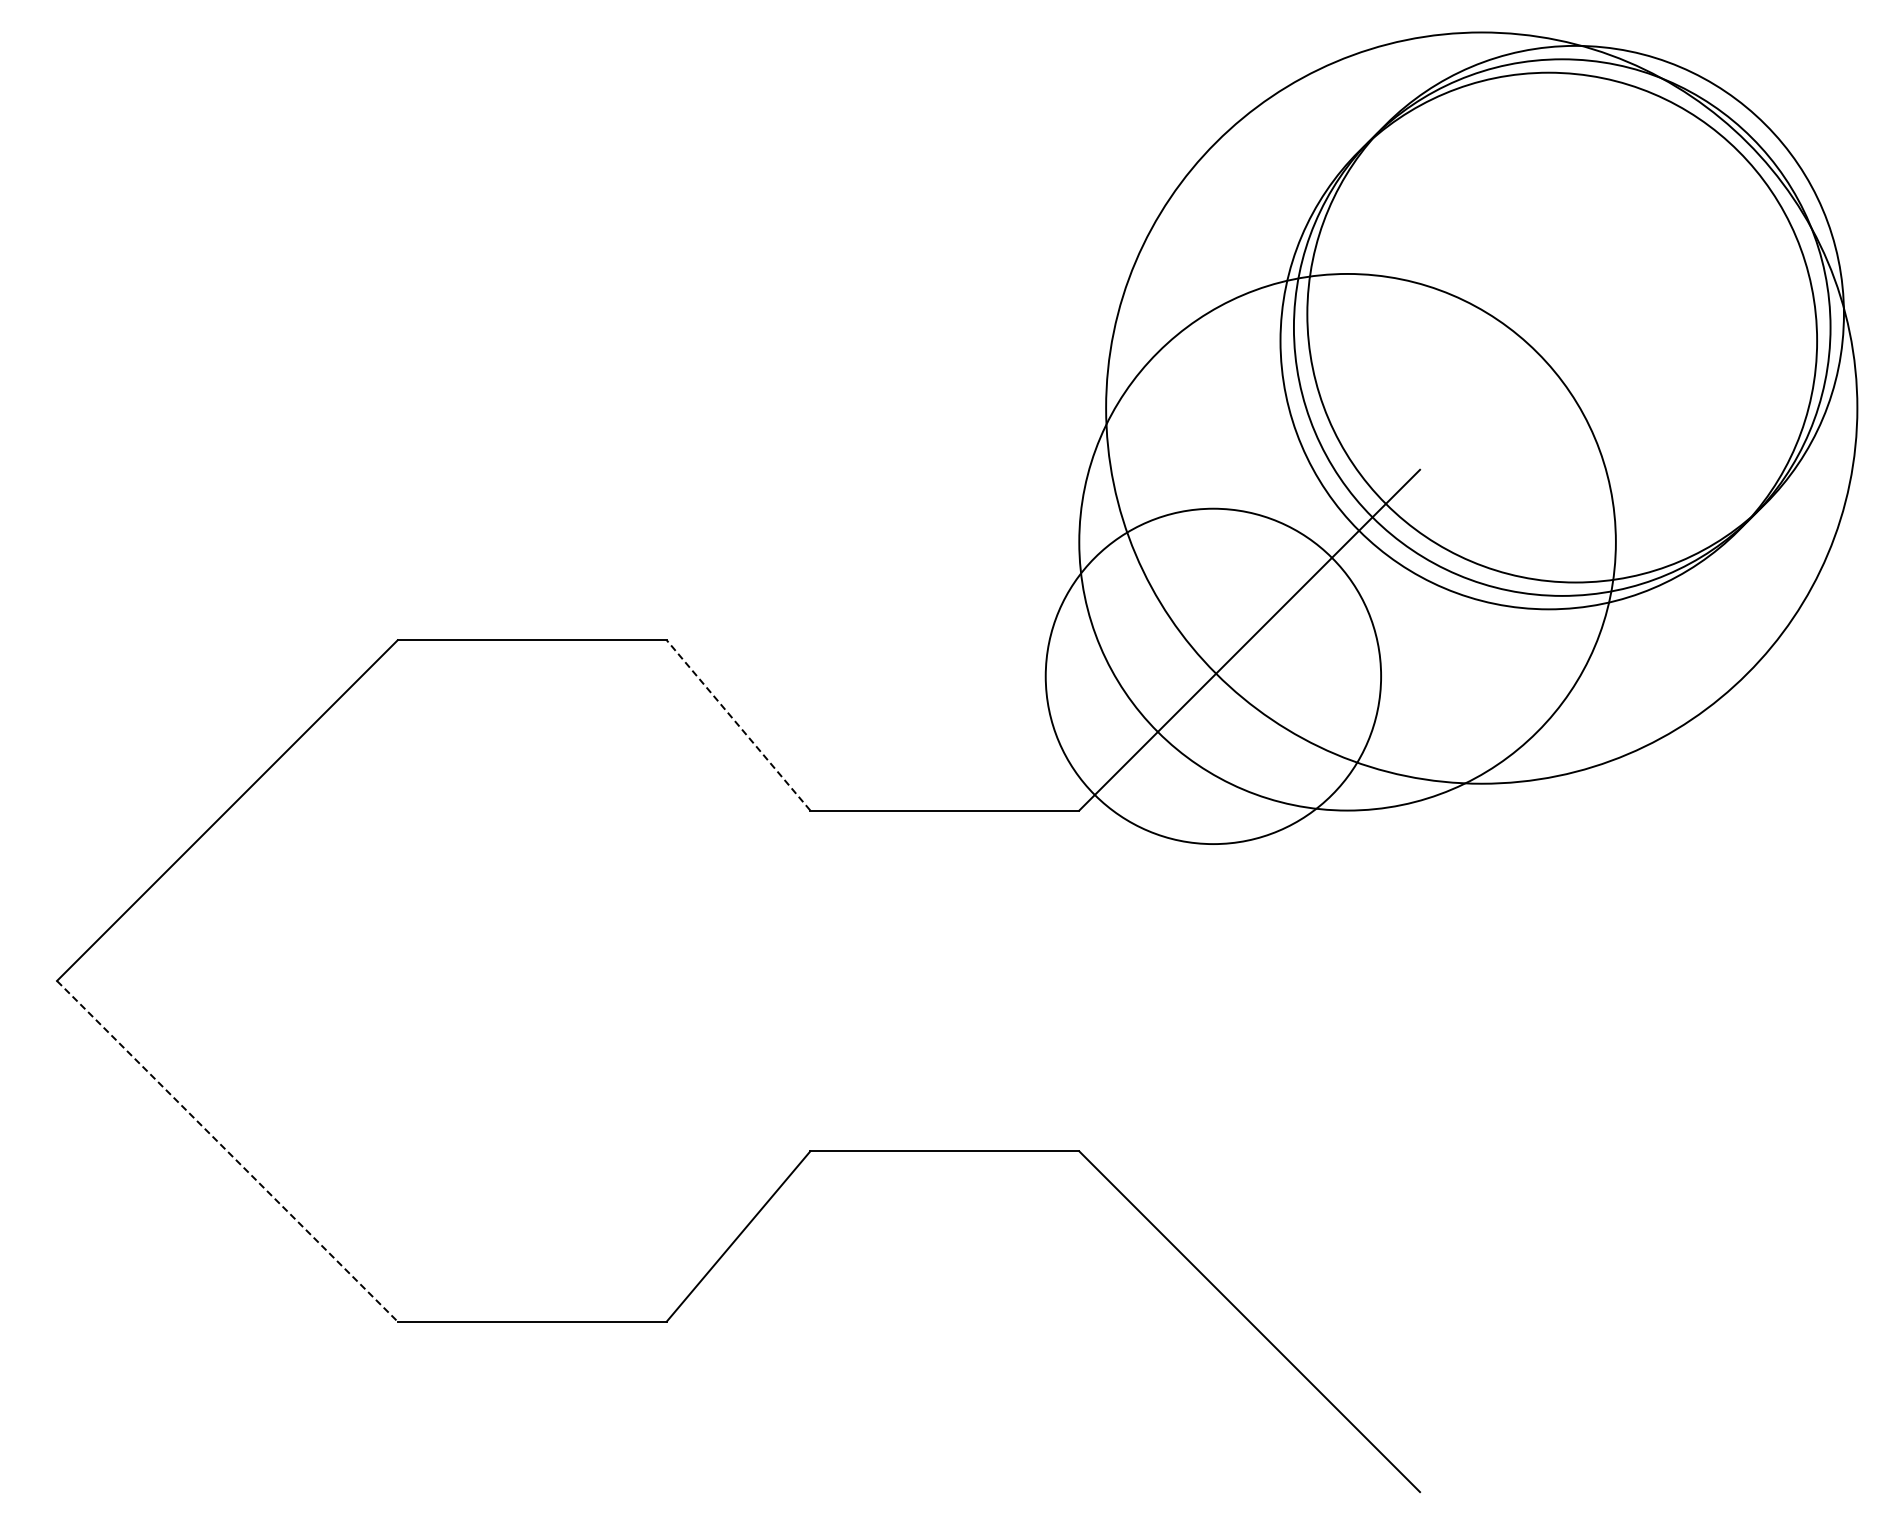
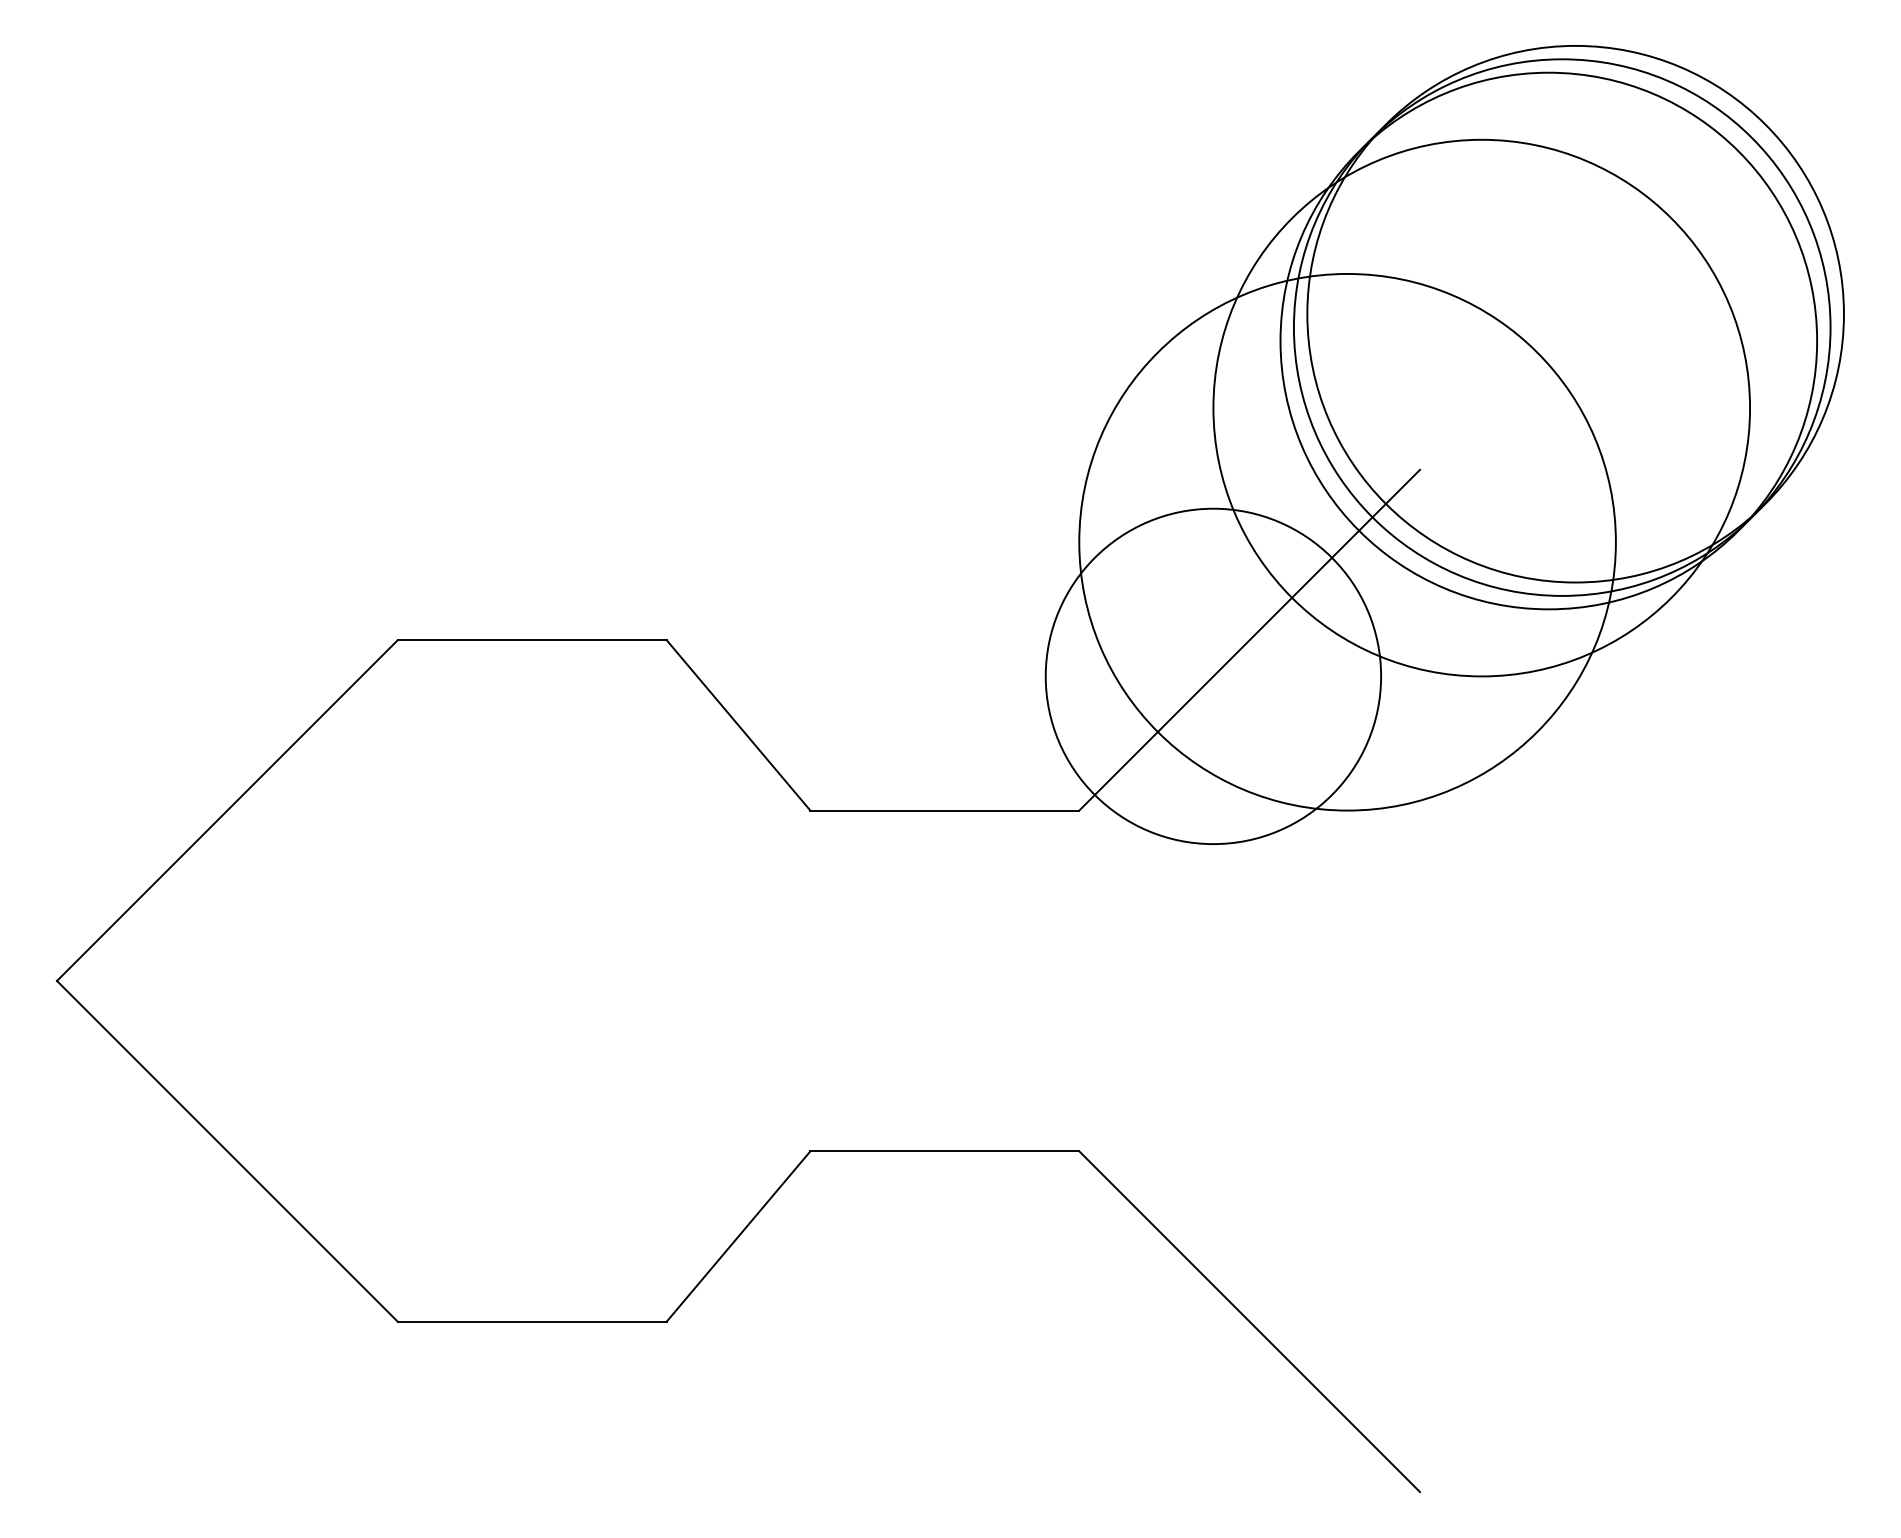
circle diameter: 751 px -> 537 px (1481, 407)
line: dashed -> solid (738, 725)
line: dashed -> solid (227, 1151)
